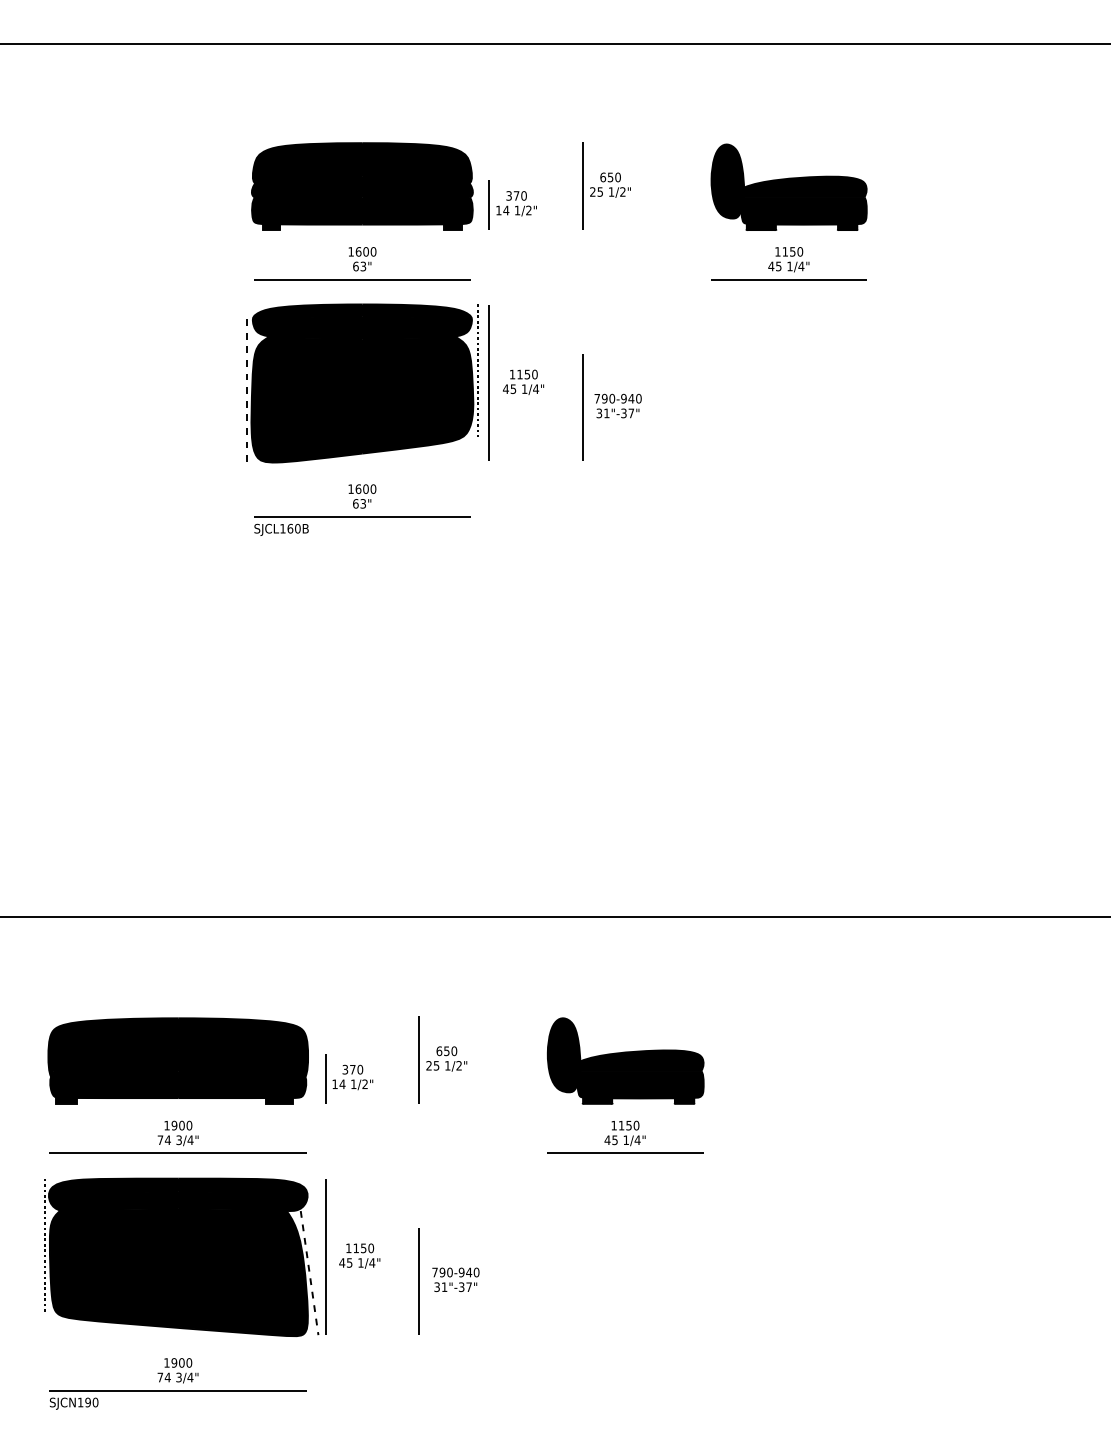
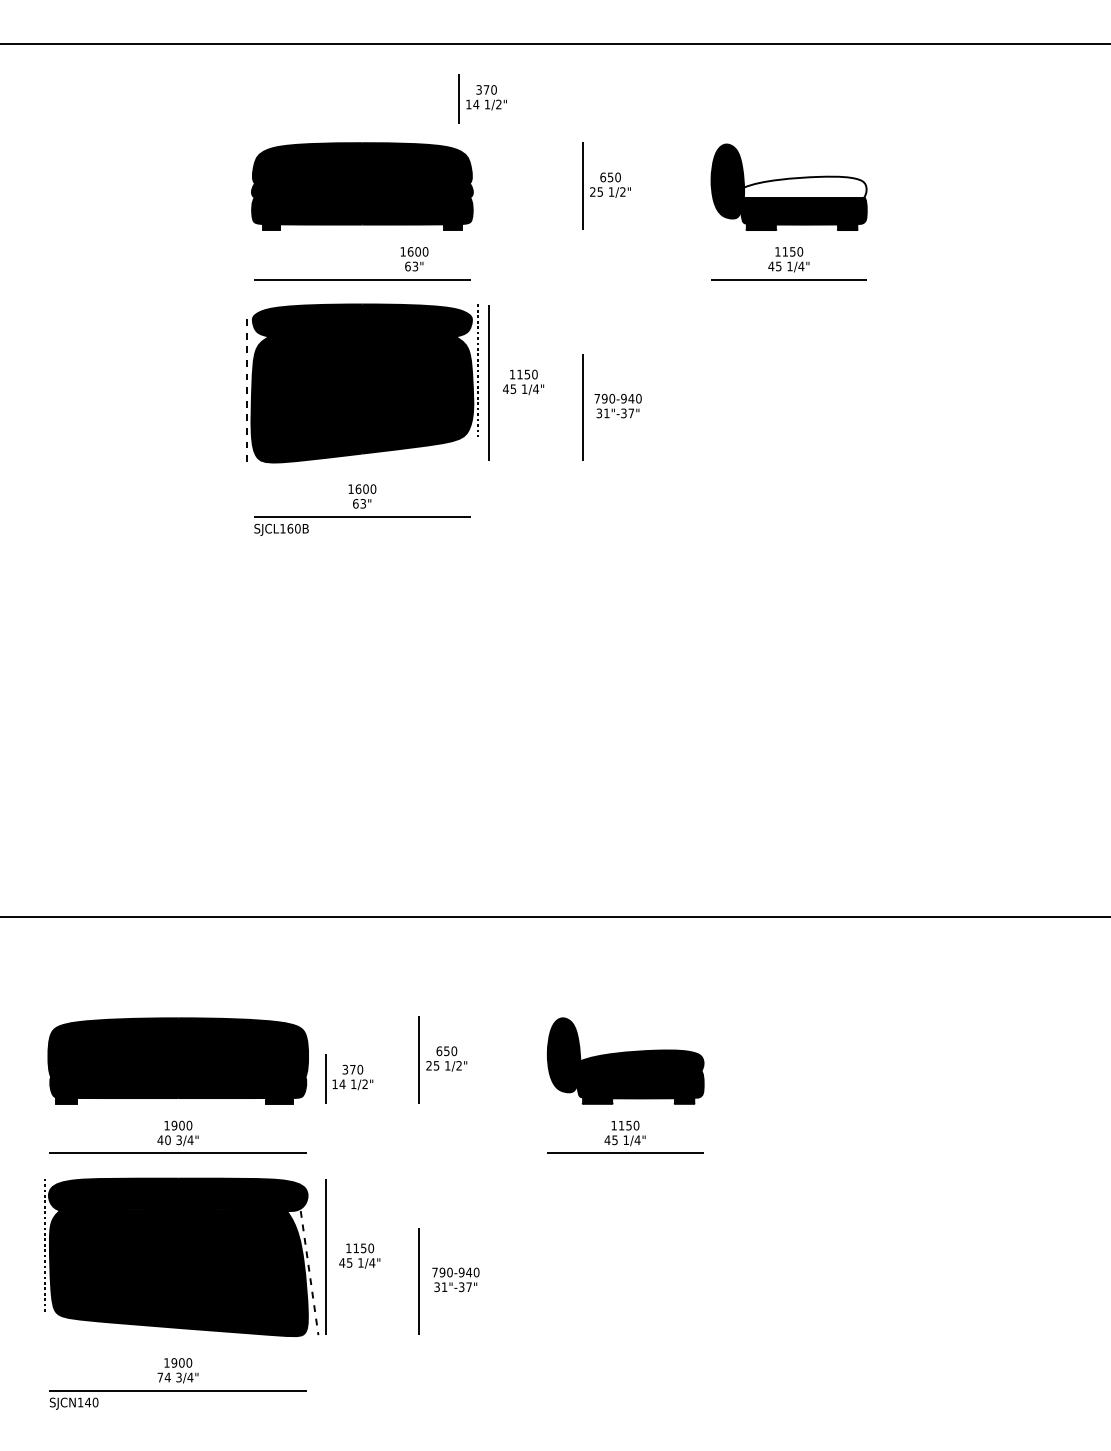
fill: present -> none (804, 186)
part position: (512, 204) -> (482, 98) (482, 98)
text position: (362, 259) -> (414, 259) (414, 259)
text: 74 -> 40 (163, 1140)
text: SJCN190 -> SJCN140 (88, 1402)
